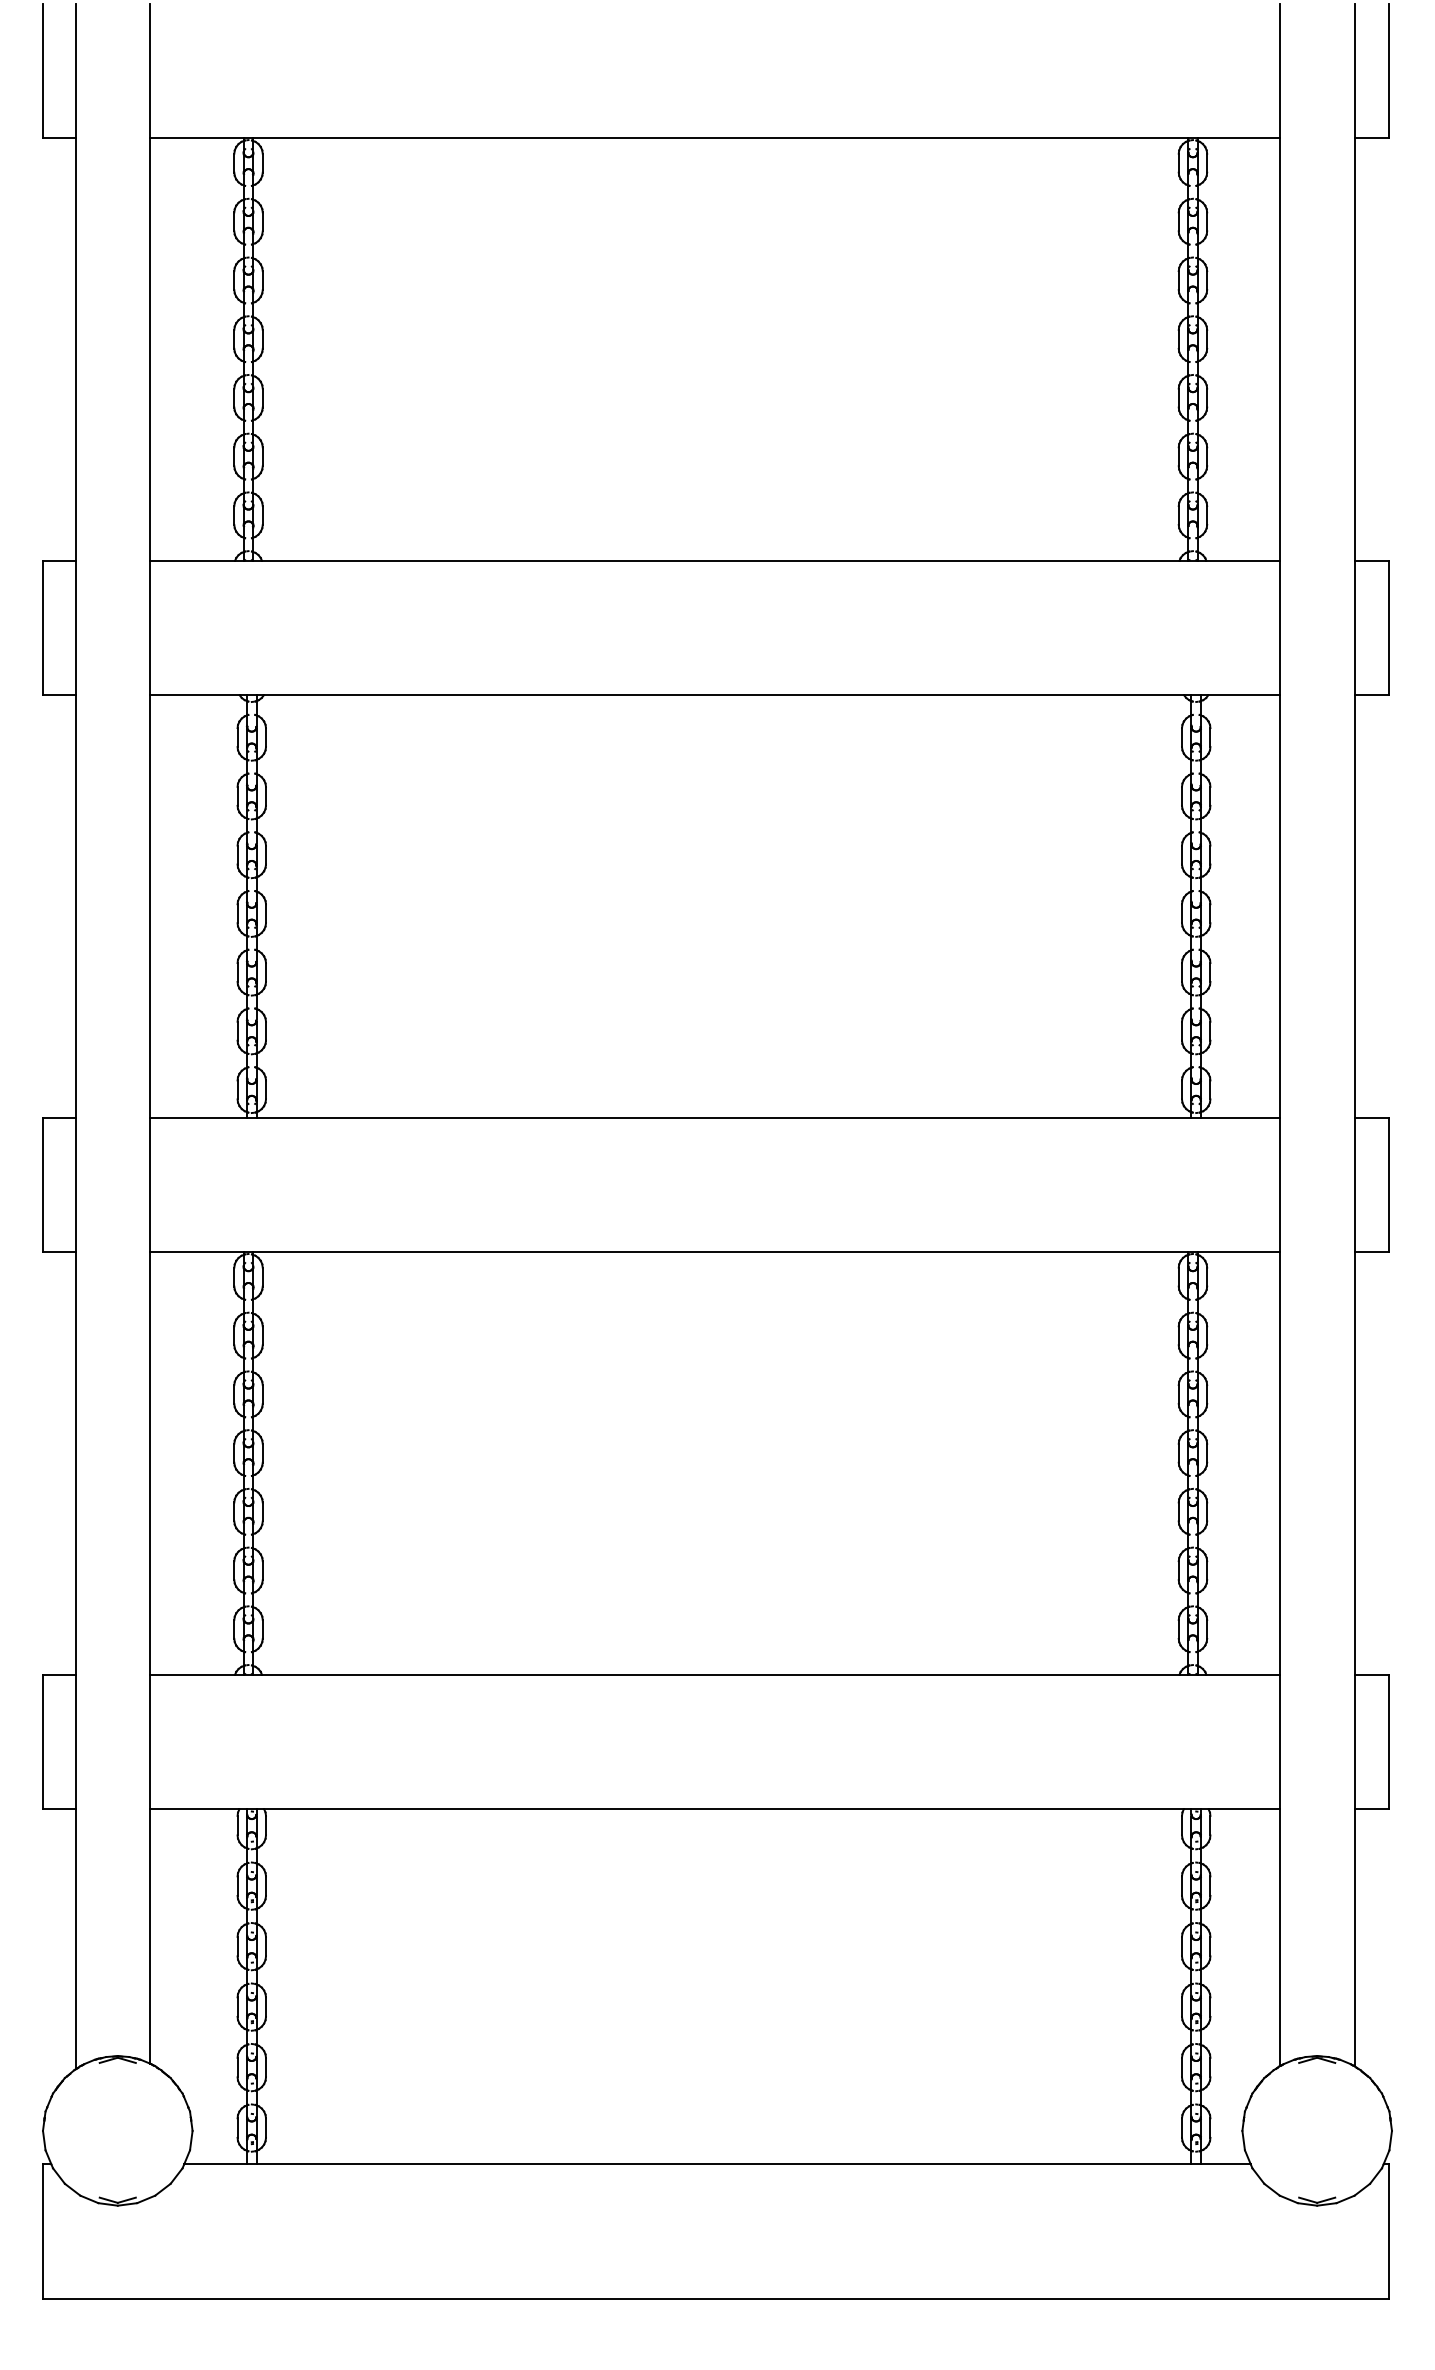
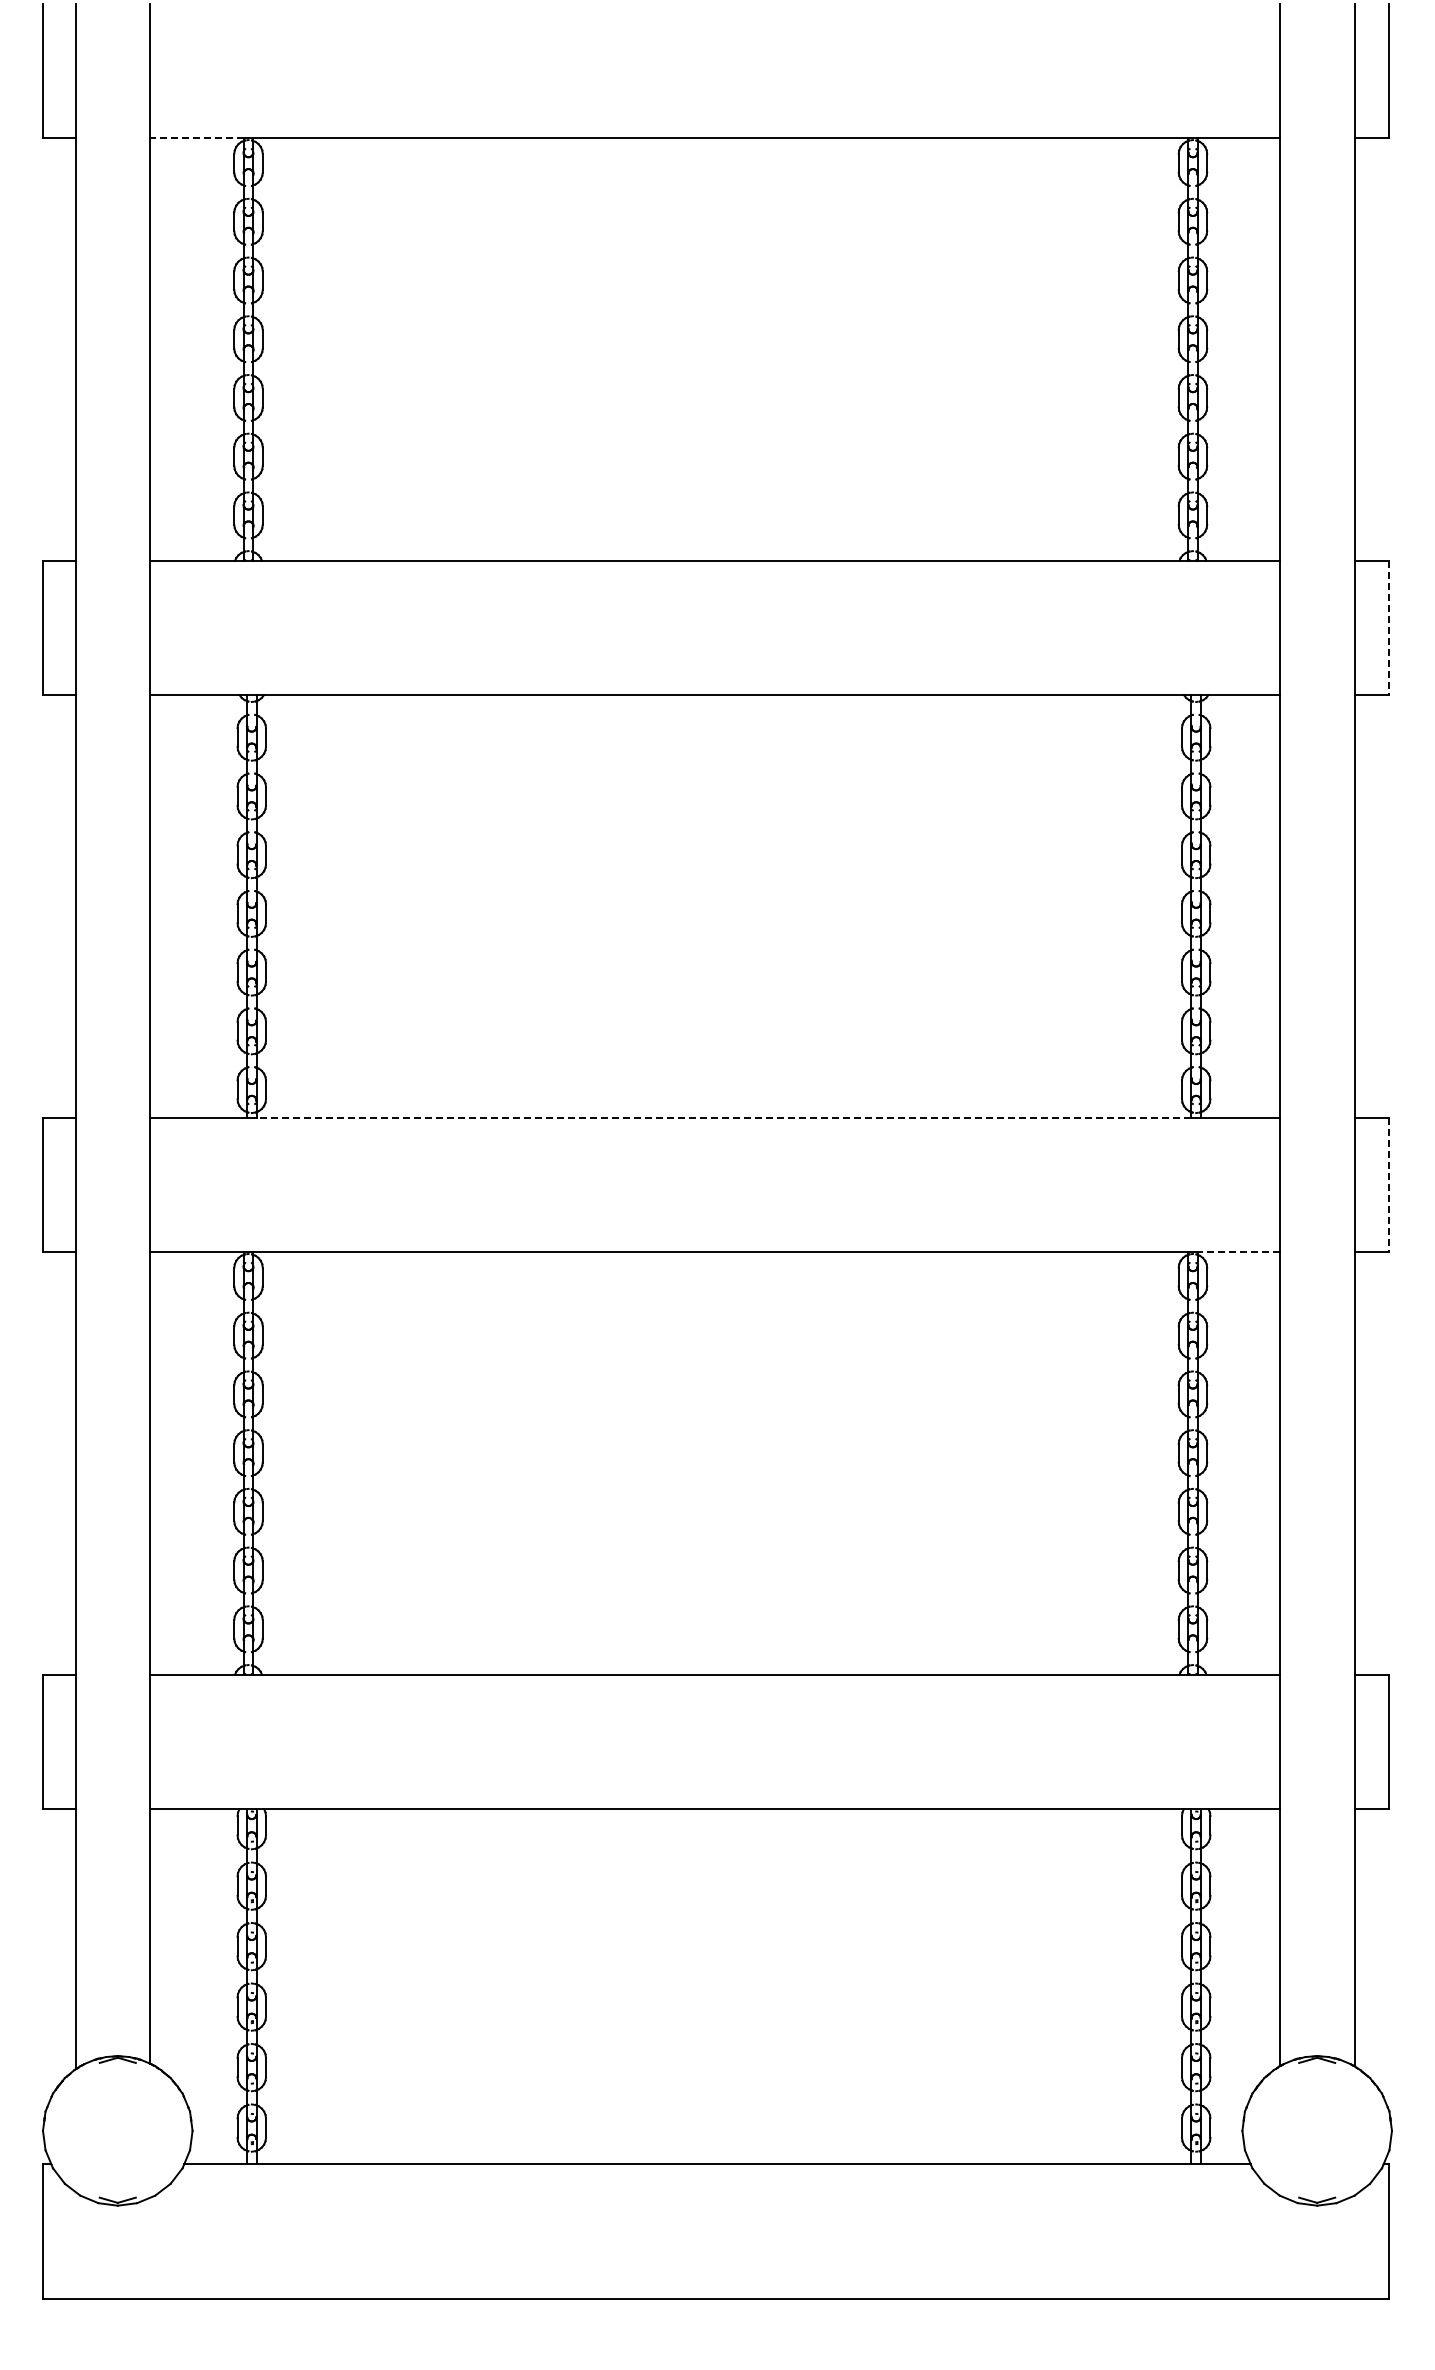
line: solid -> dashed (197, 138)
line: solid -> dashed (1389, 628)
line: solid -> dashed (723, 1117)
line: solid -> dashed (1389, 1185)
line: solid -> dashed (1238, 1252)
